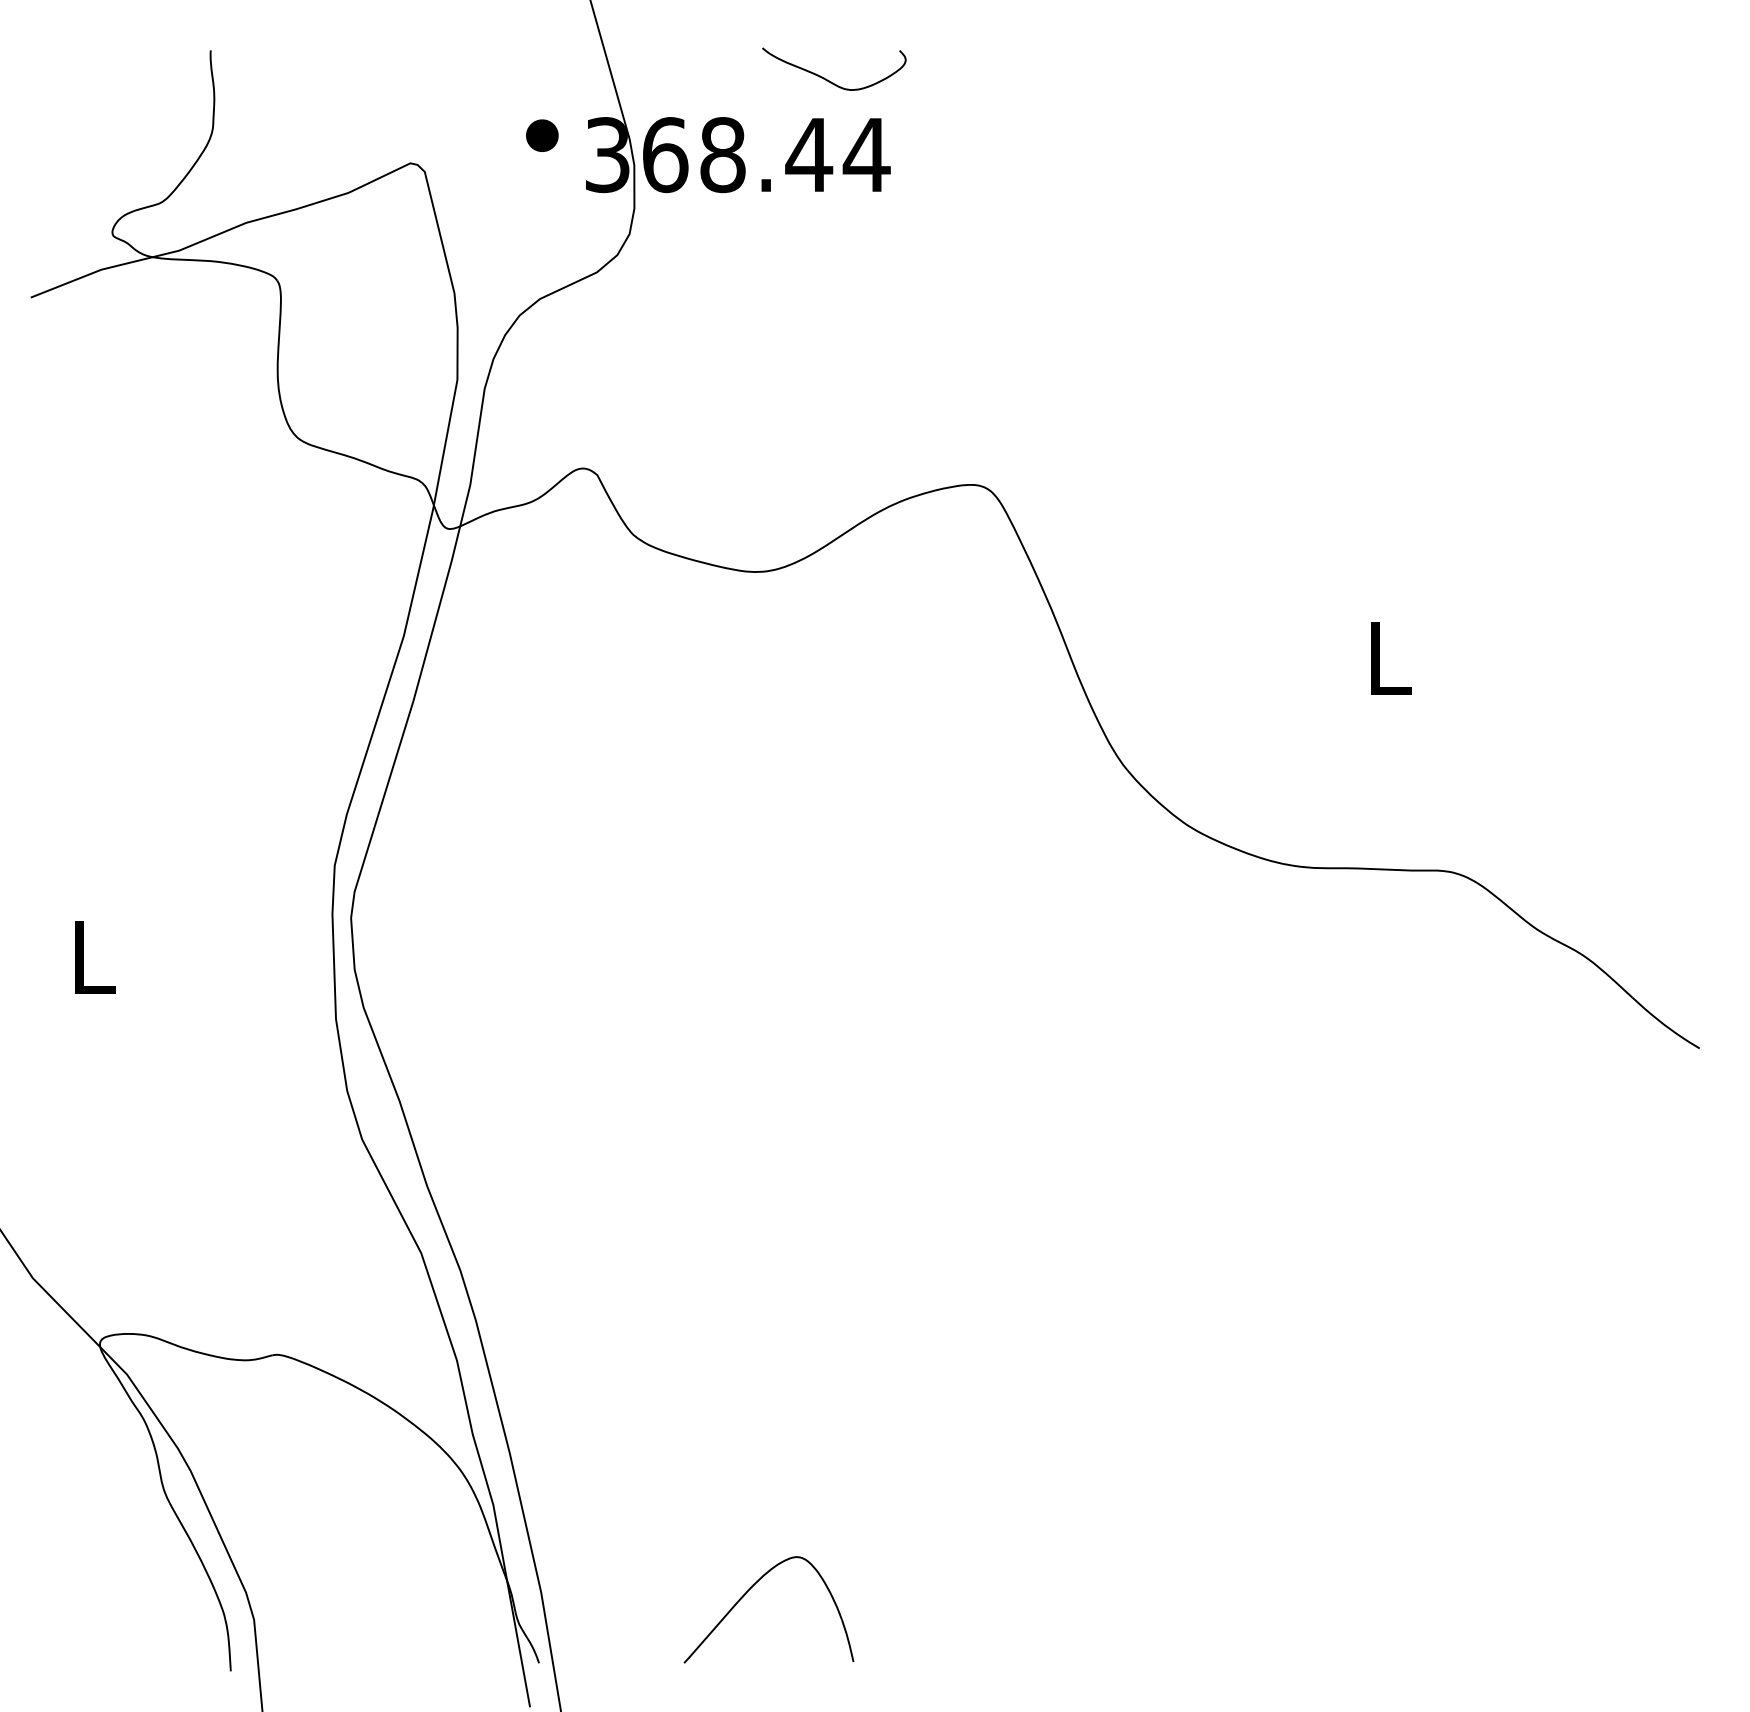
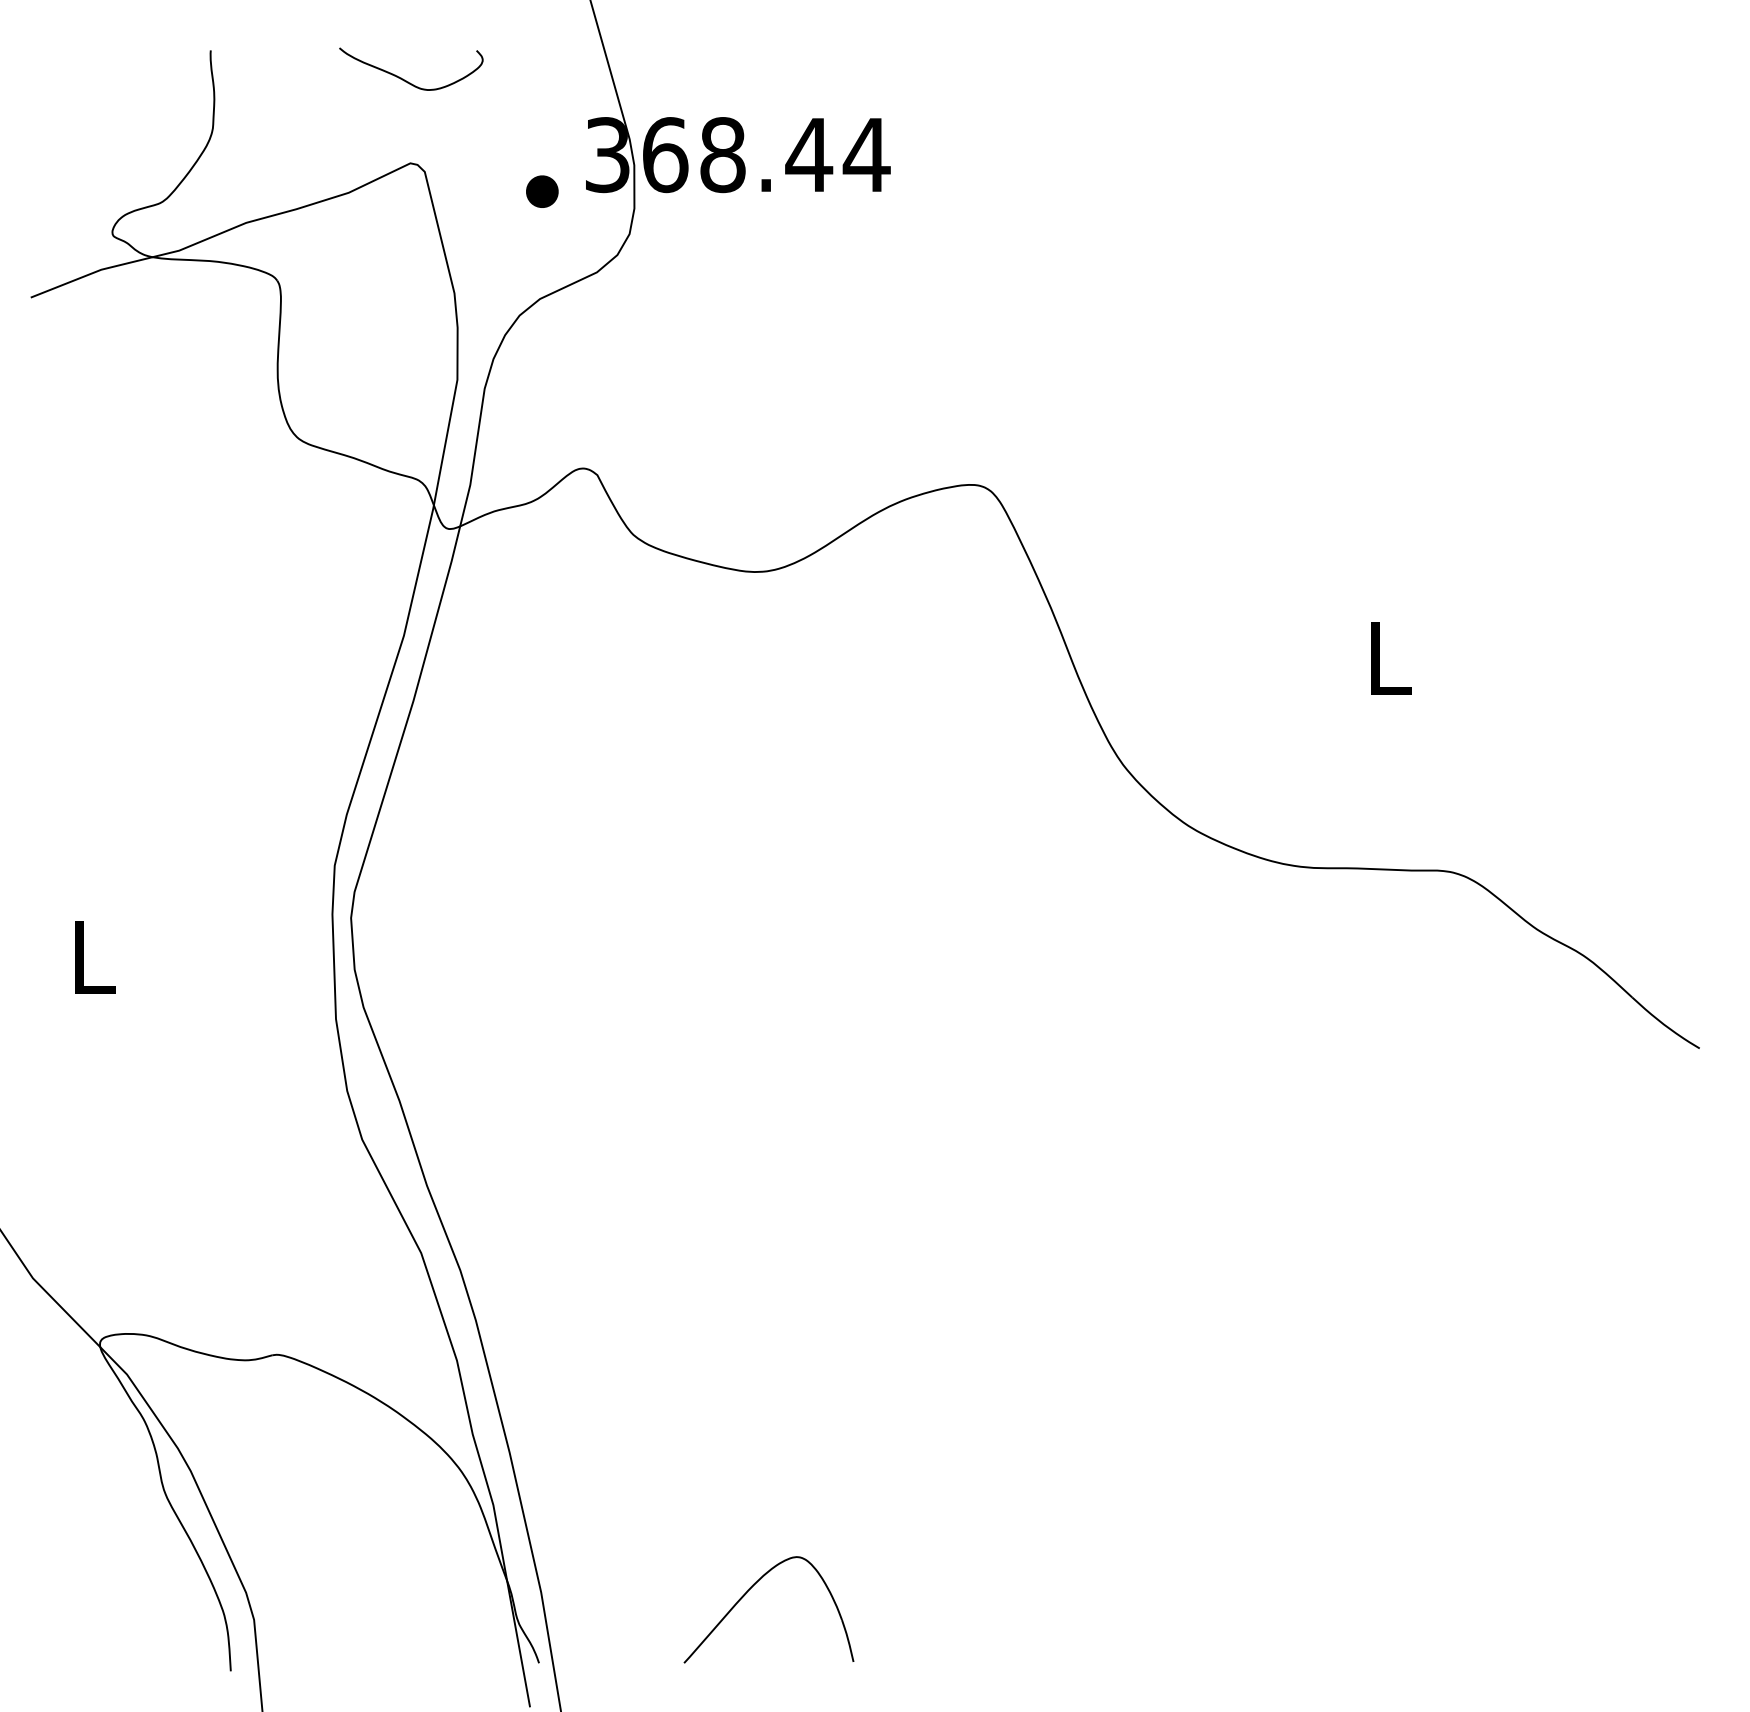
curve position: (826, 78) -> (403, 78) (403, 78)
part position: (542, 135) -> (542, 191) (542, 191)
